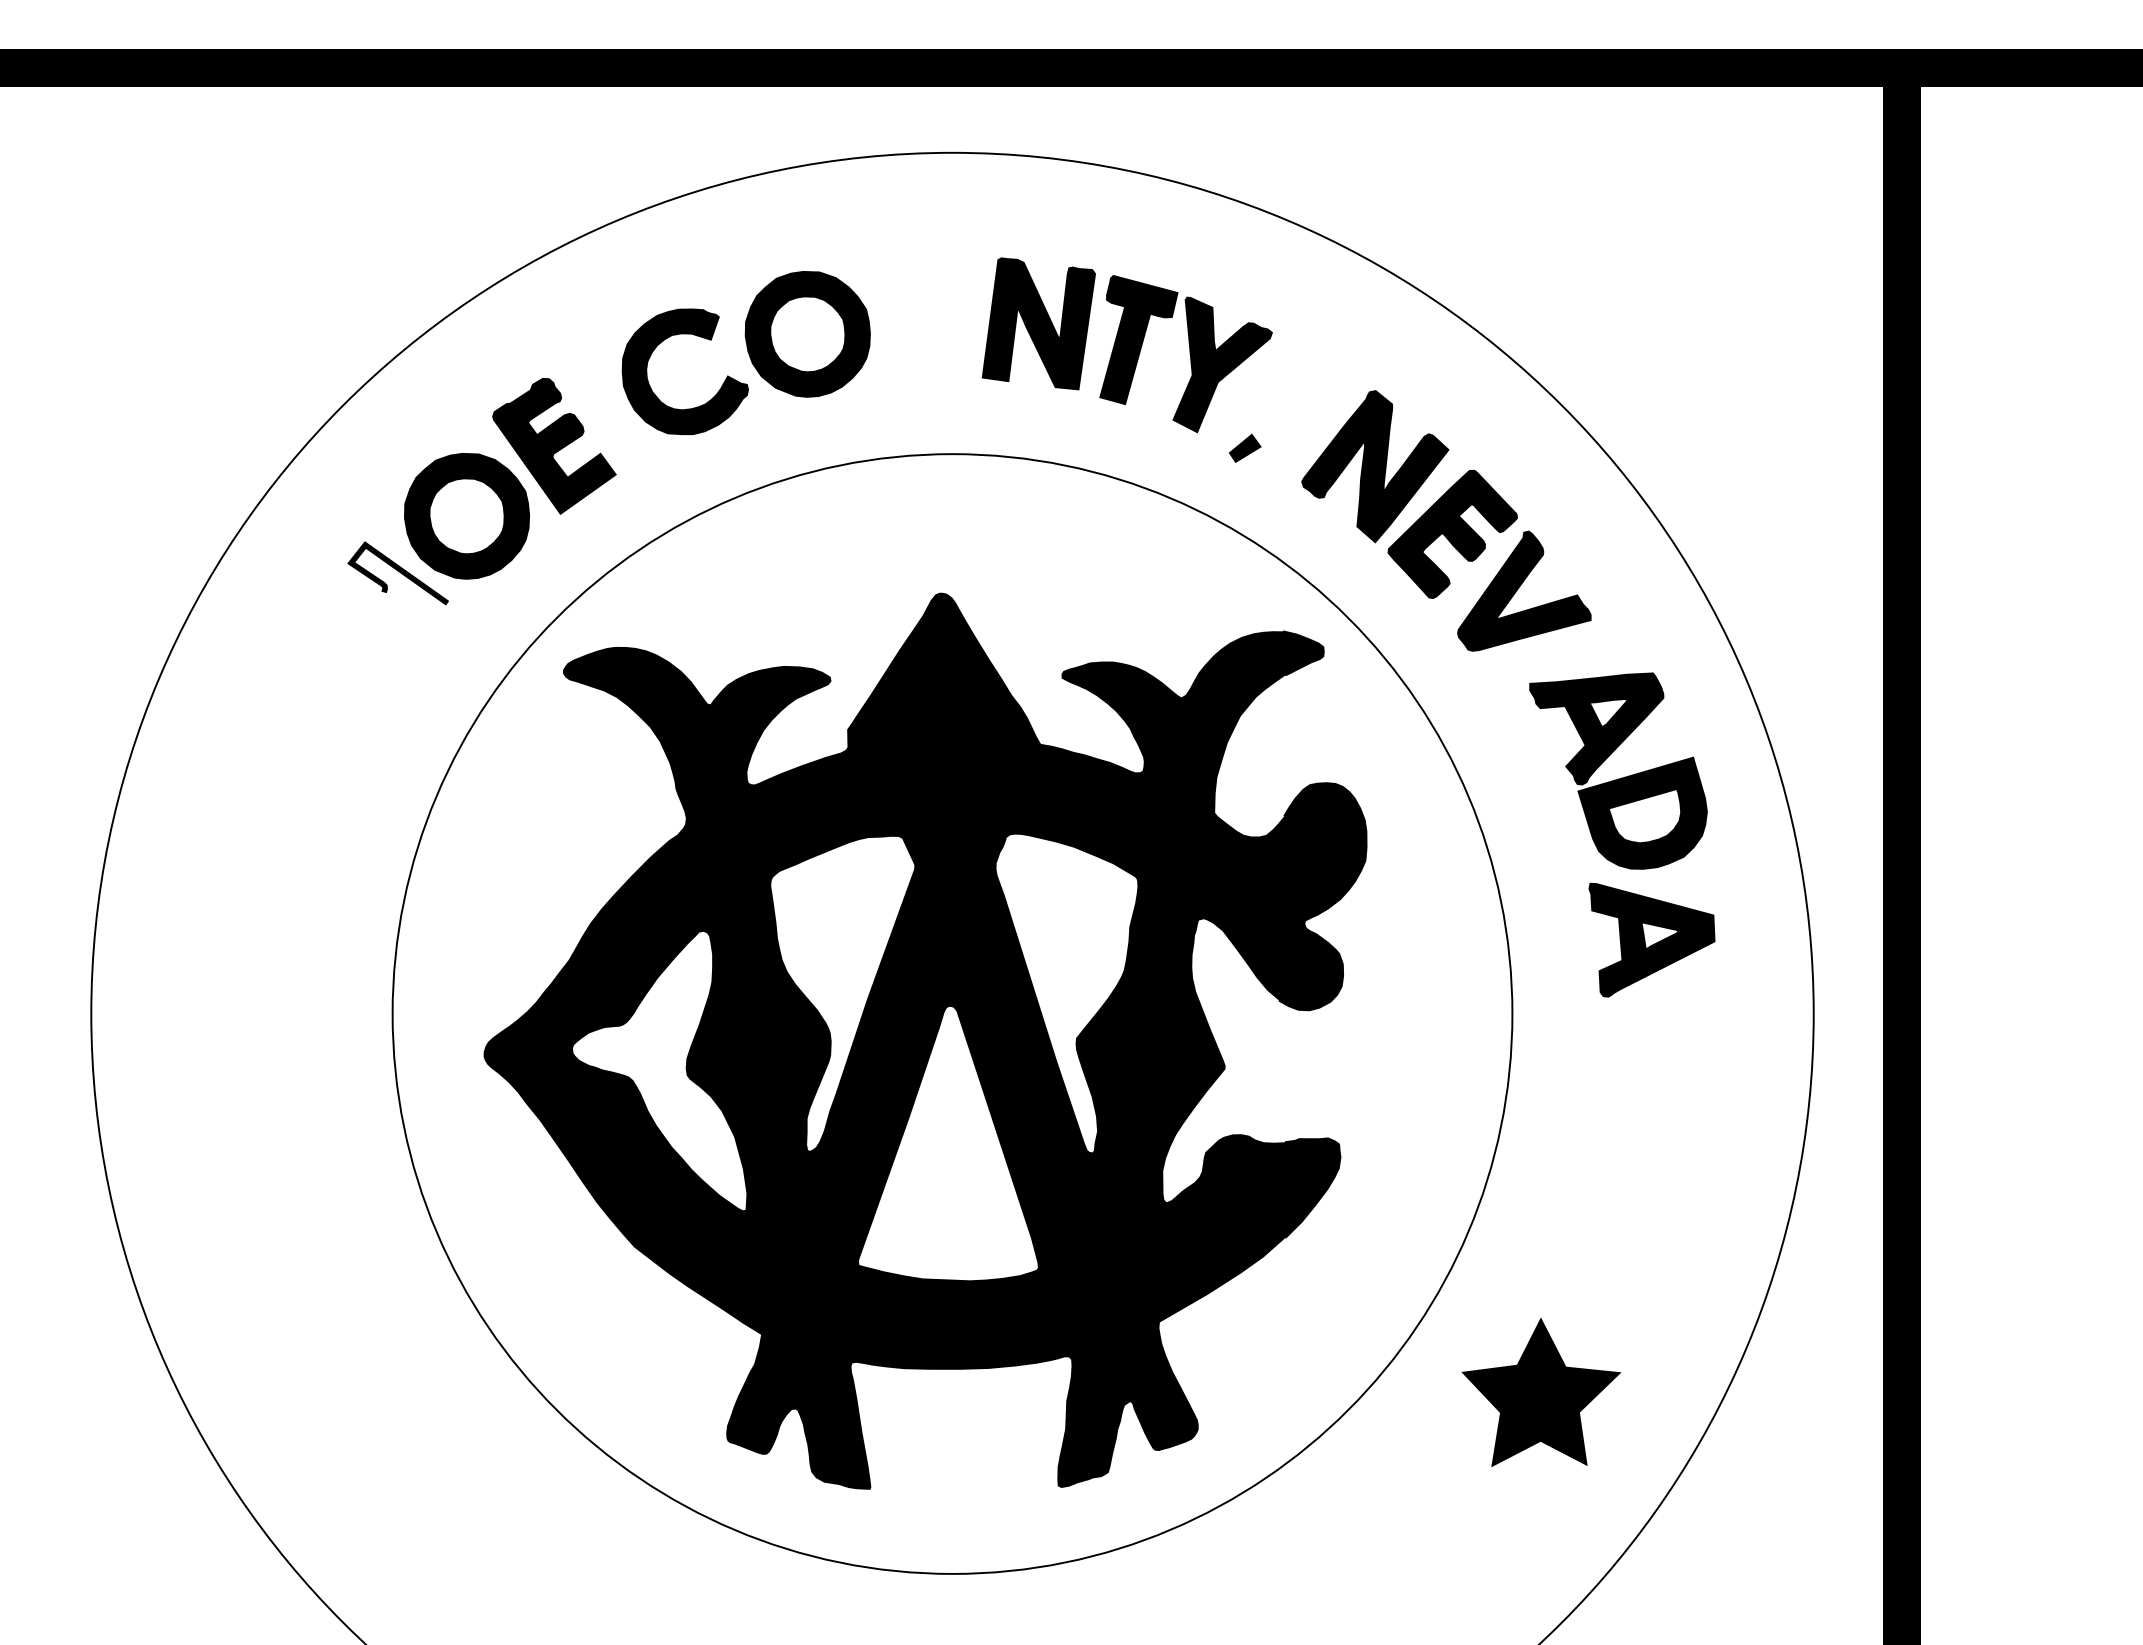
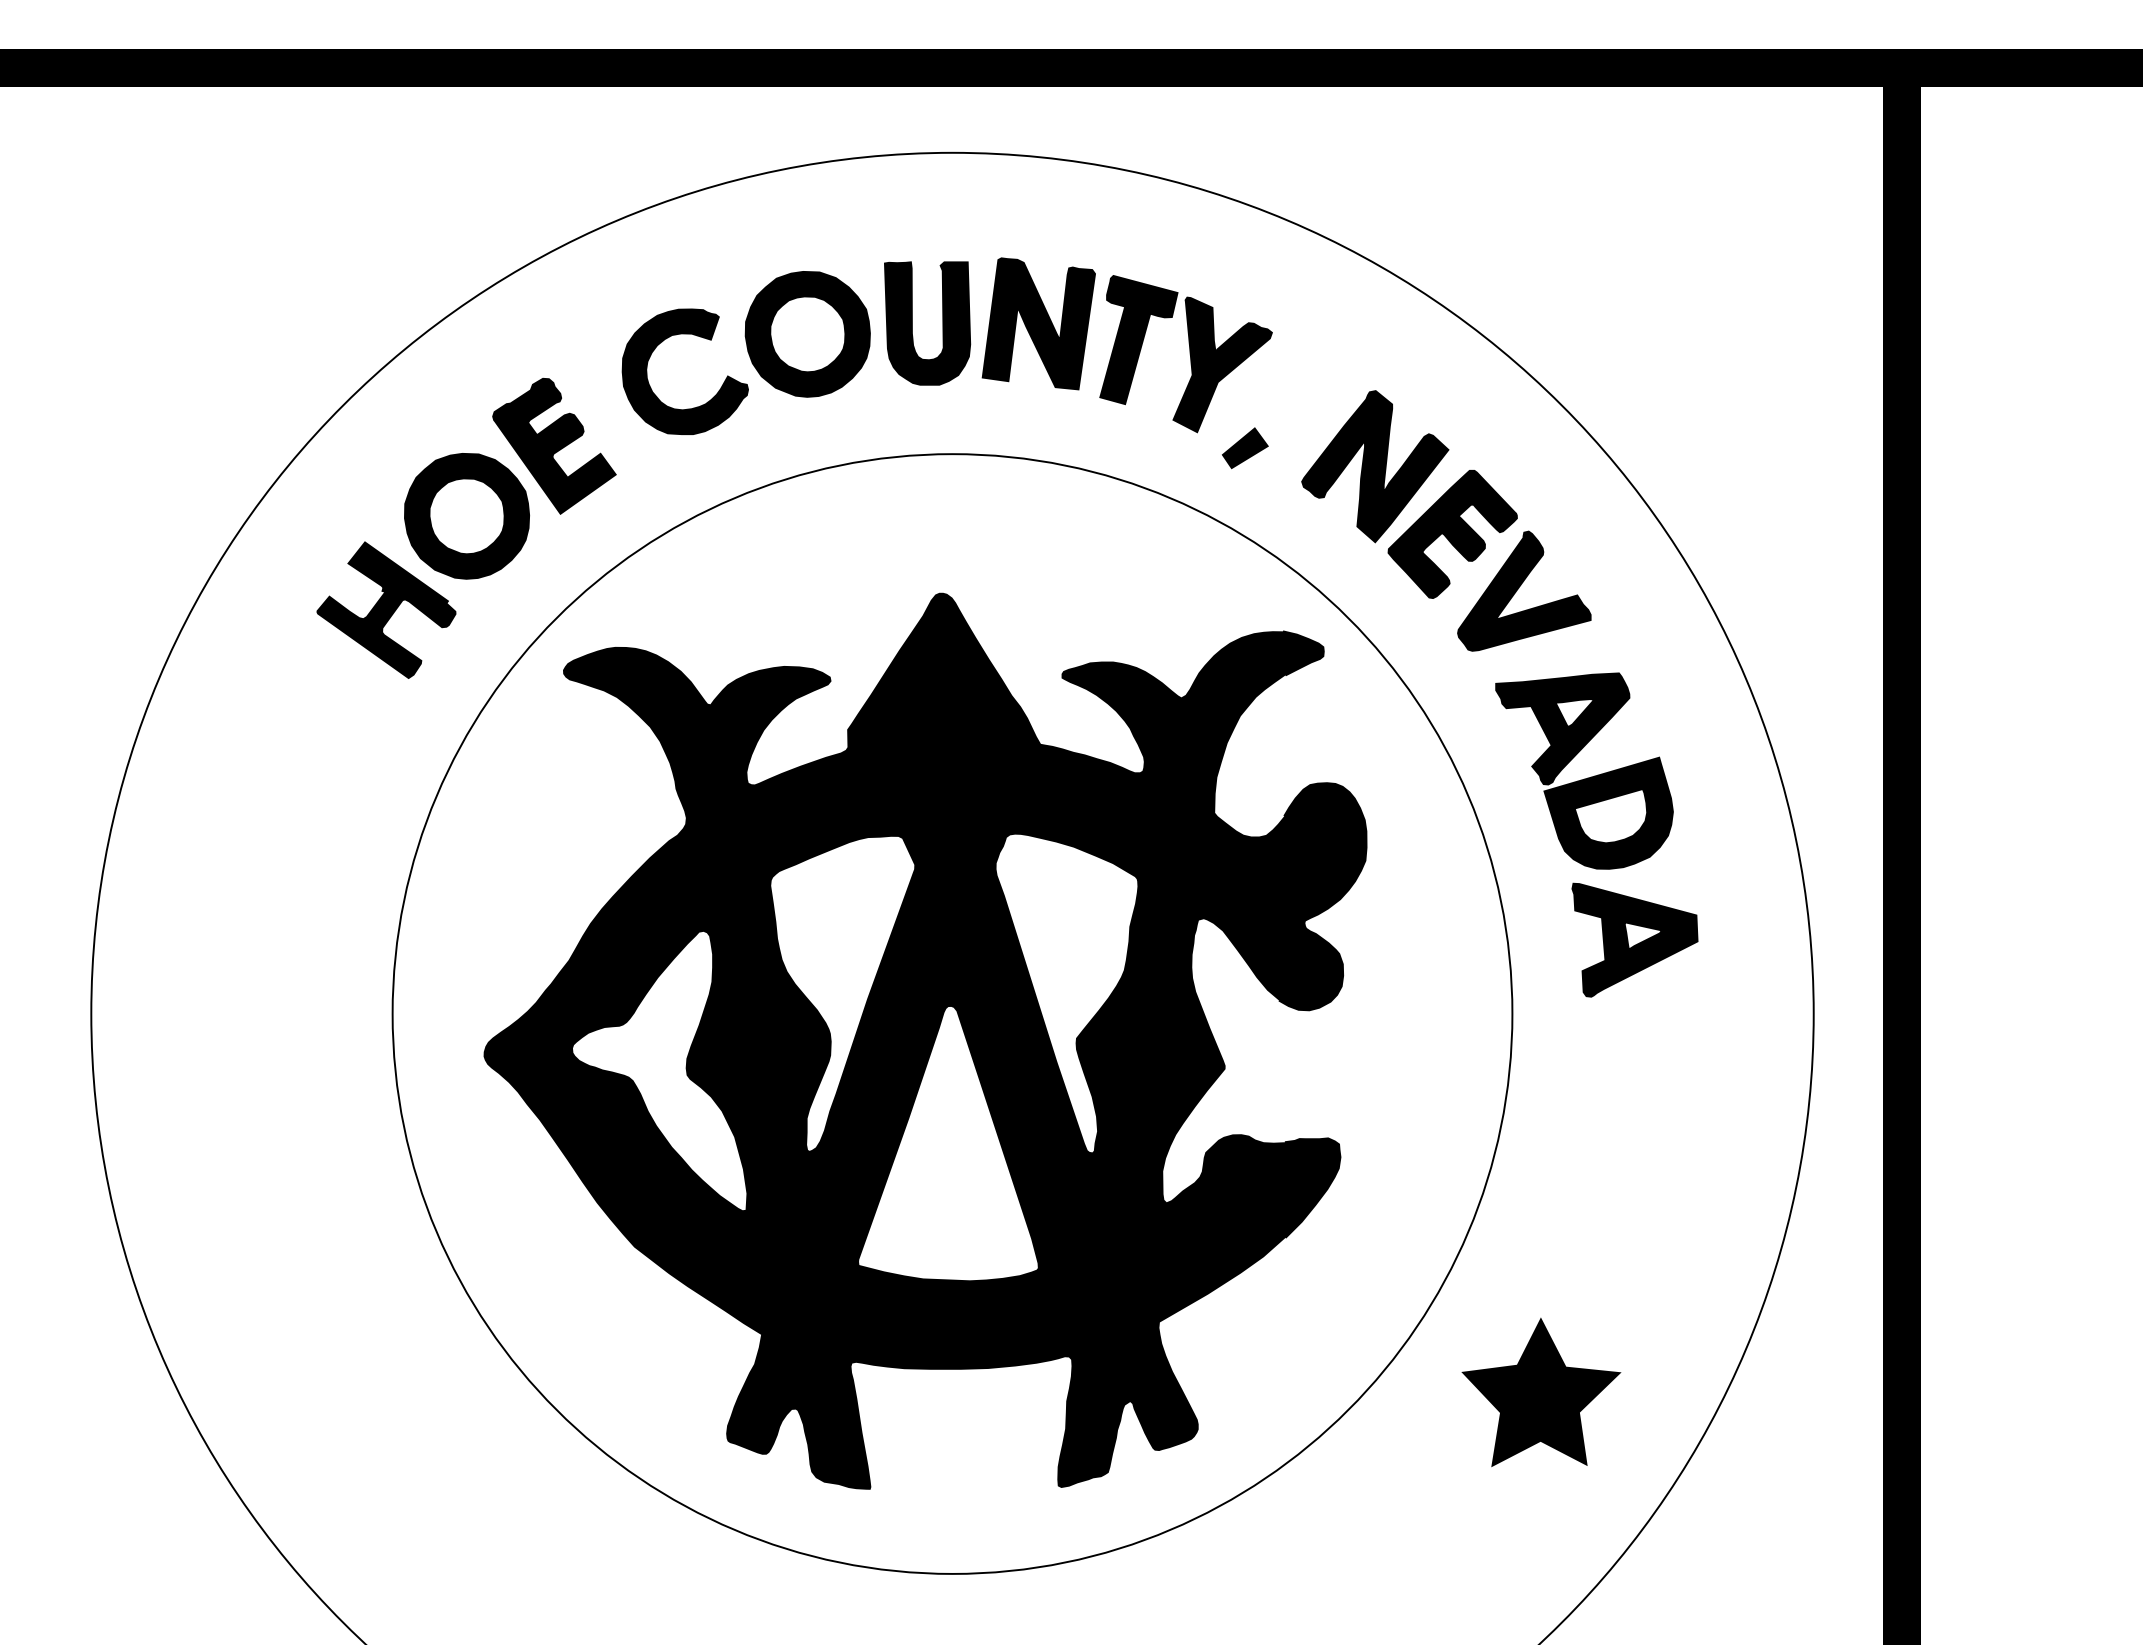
part: none -> present (912, 323)
part size: 33x30 px -> 48x43 px (1244, 448)
fill: none -> present (386, 612)
part position: (1621, 777) -> (1587, 777) (1587, 777)
part position: (1651, 939) -> (1634, 939) (1634, 939)
